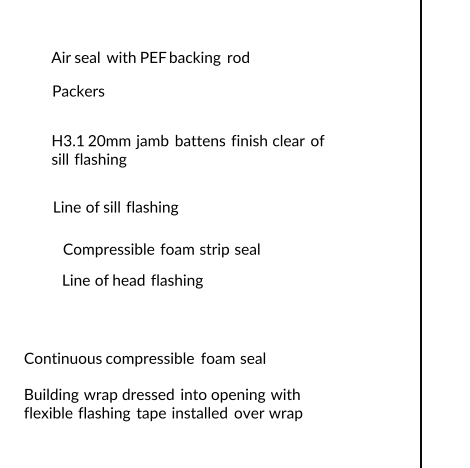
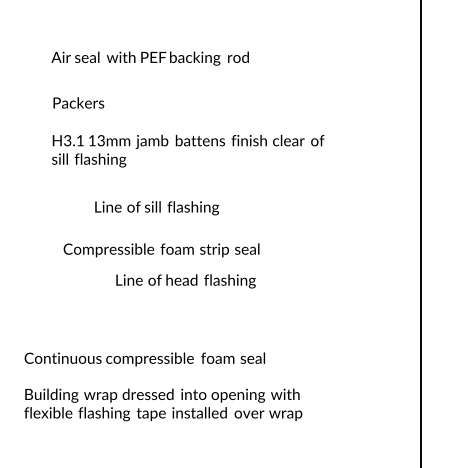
text position: (78, 90) -> (78, 102) (78, 102)
text: 20mm -> 13mm (96, 140)
text position: (116, 208) -> (157, 208) (157, 208)
text position: (132, 281) -> (185, 281) (185, 281)
